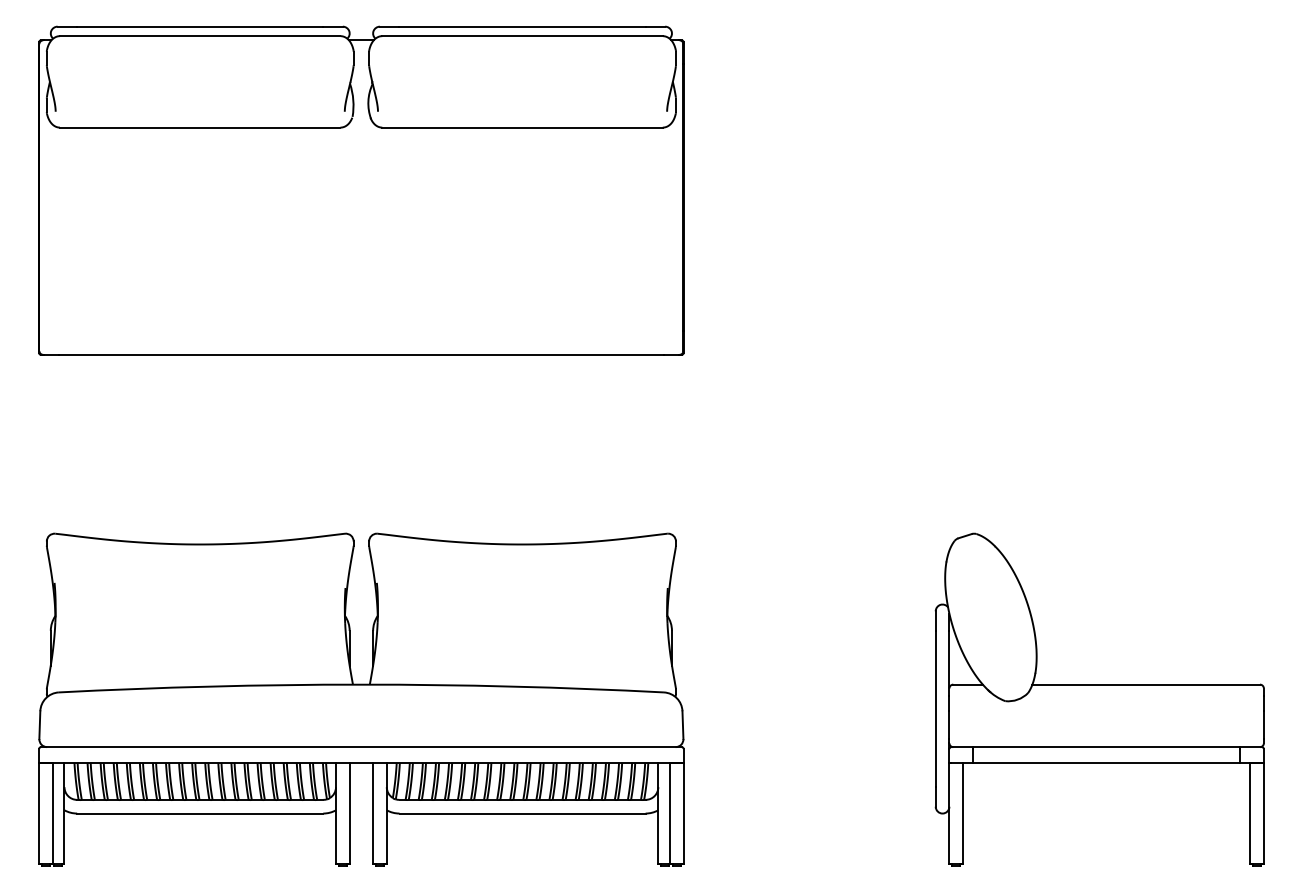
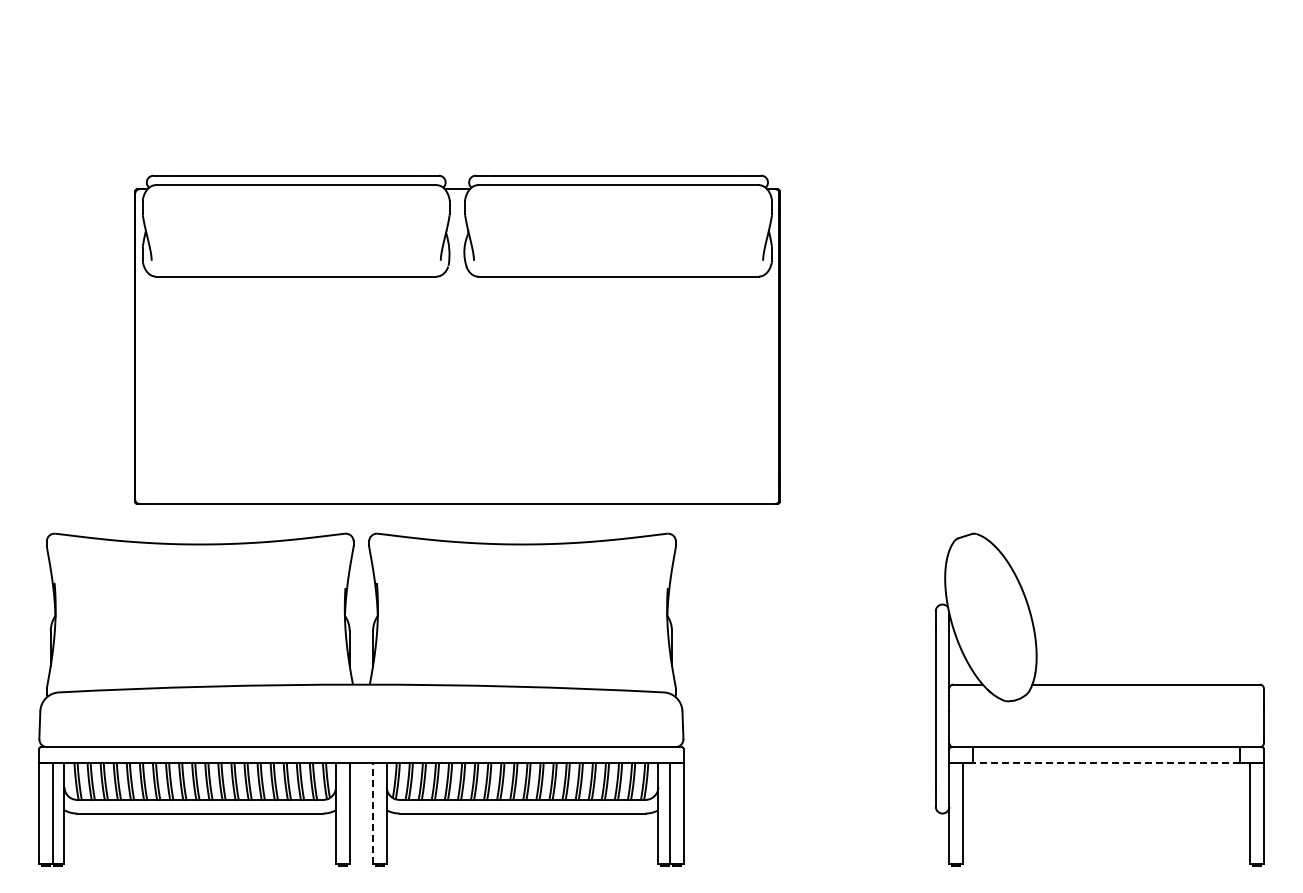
part position: (361, 190) -> (457, 339) (457, 339)
line: solid -> dashed (1106, 762)
line: solid -> dashed (373, 813)
